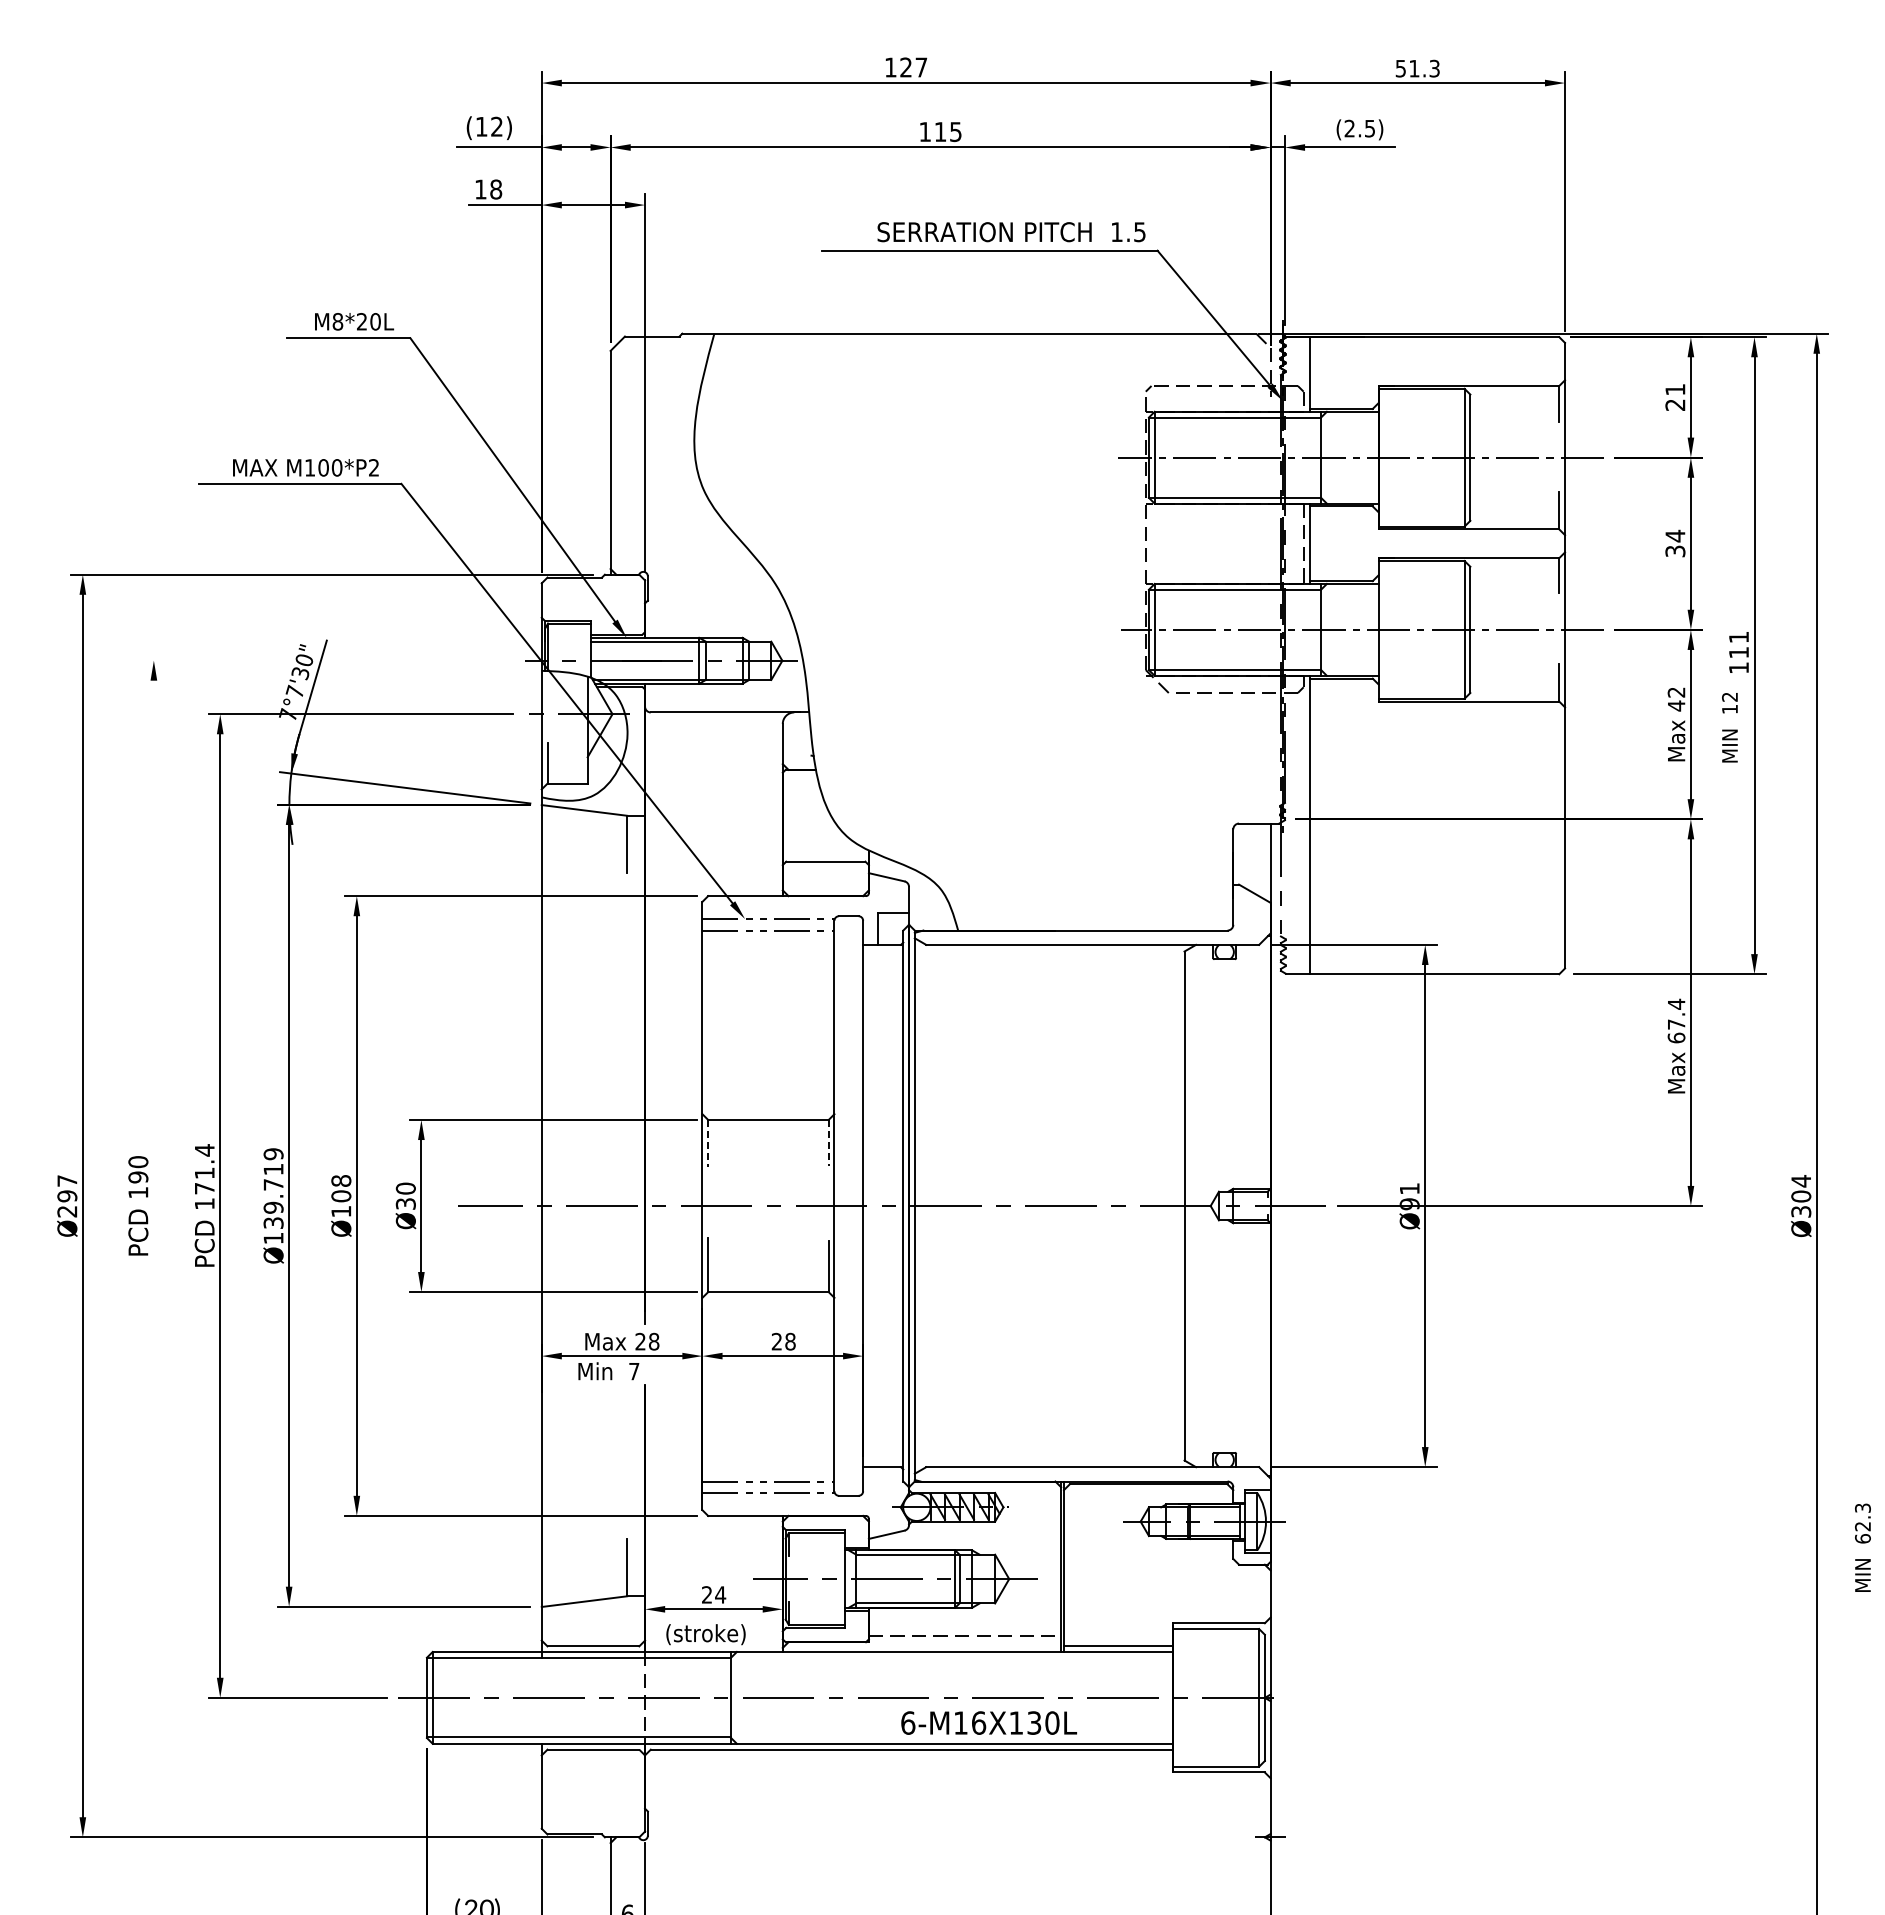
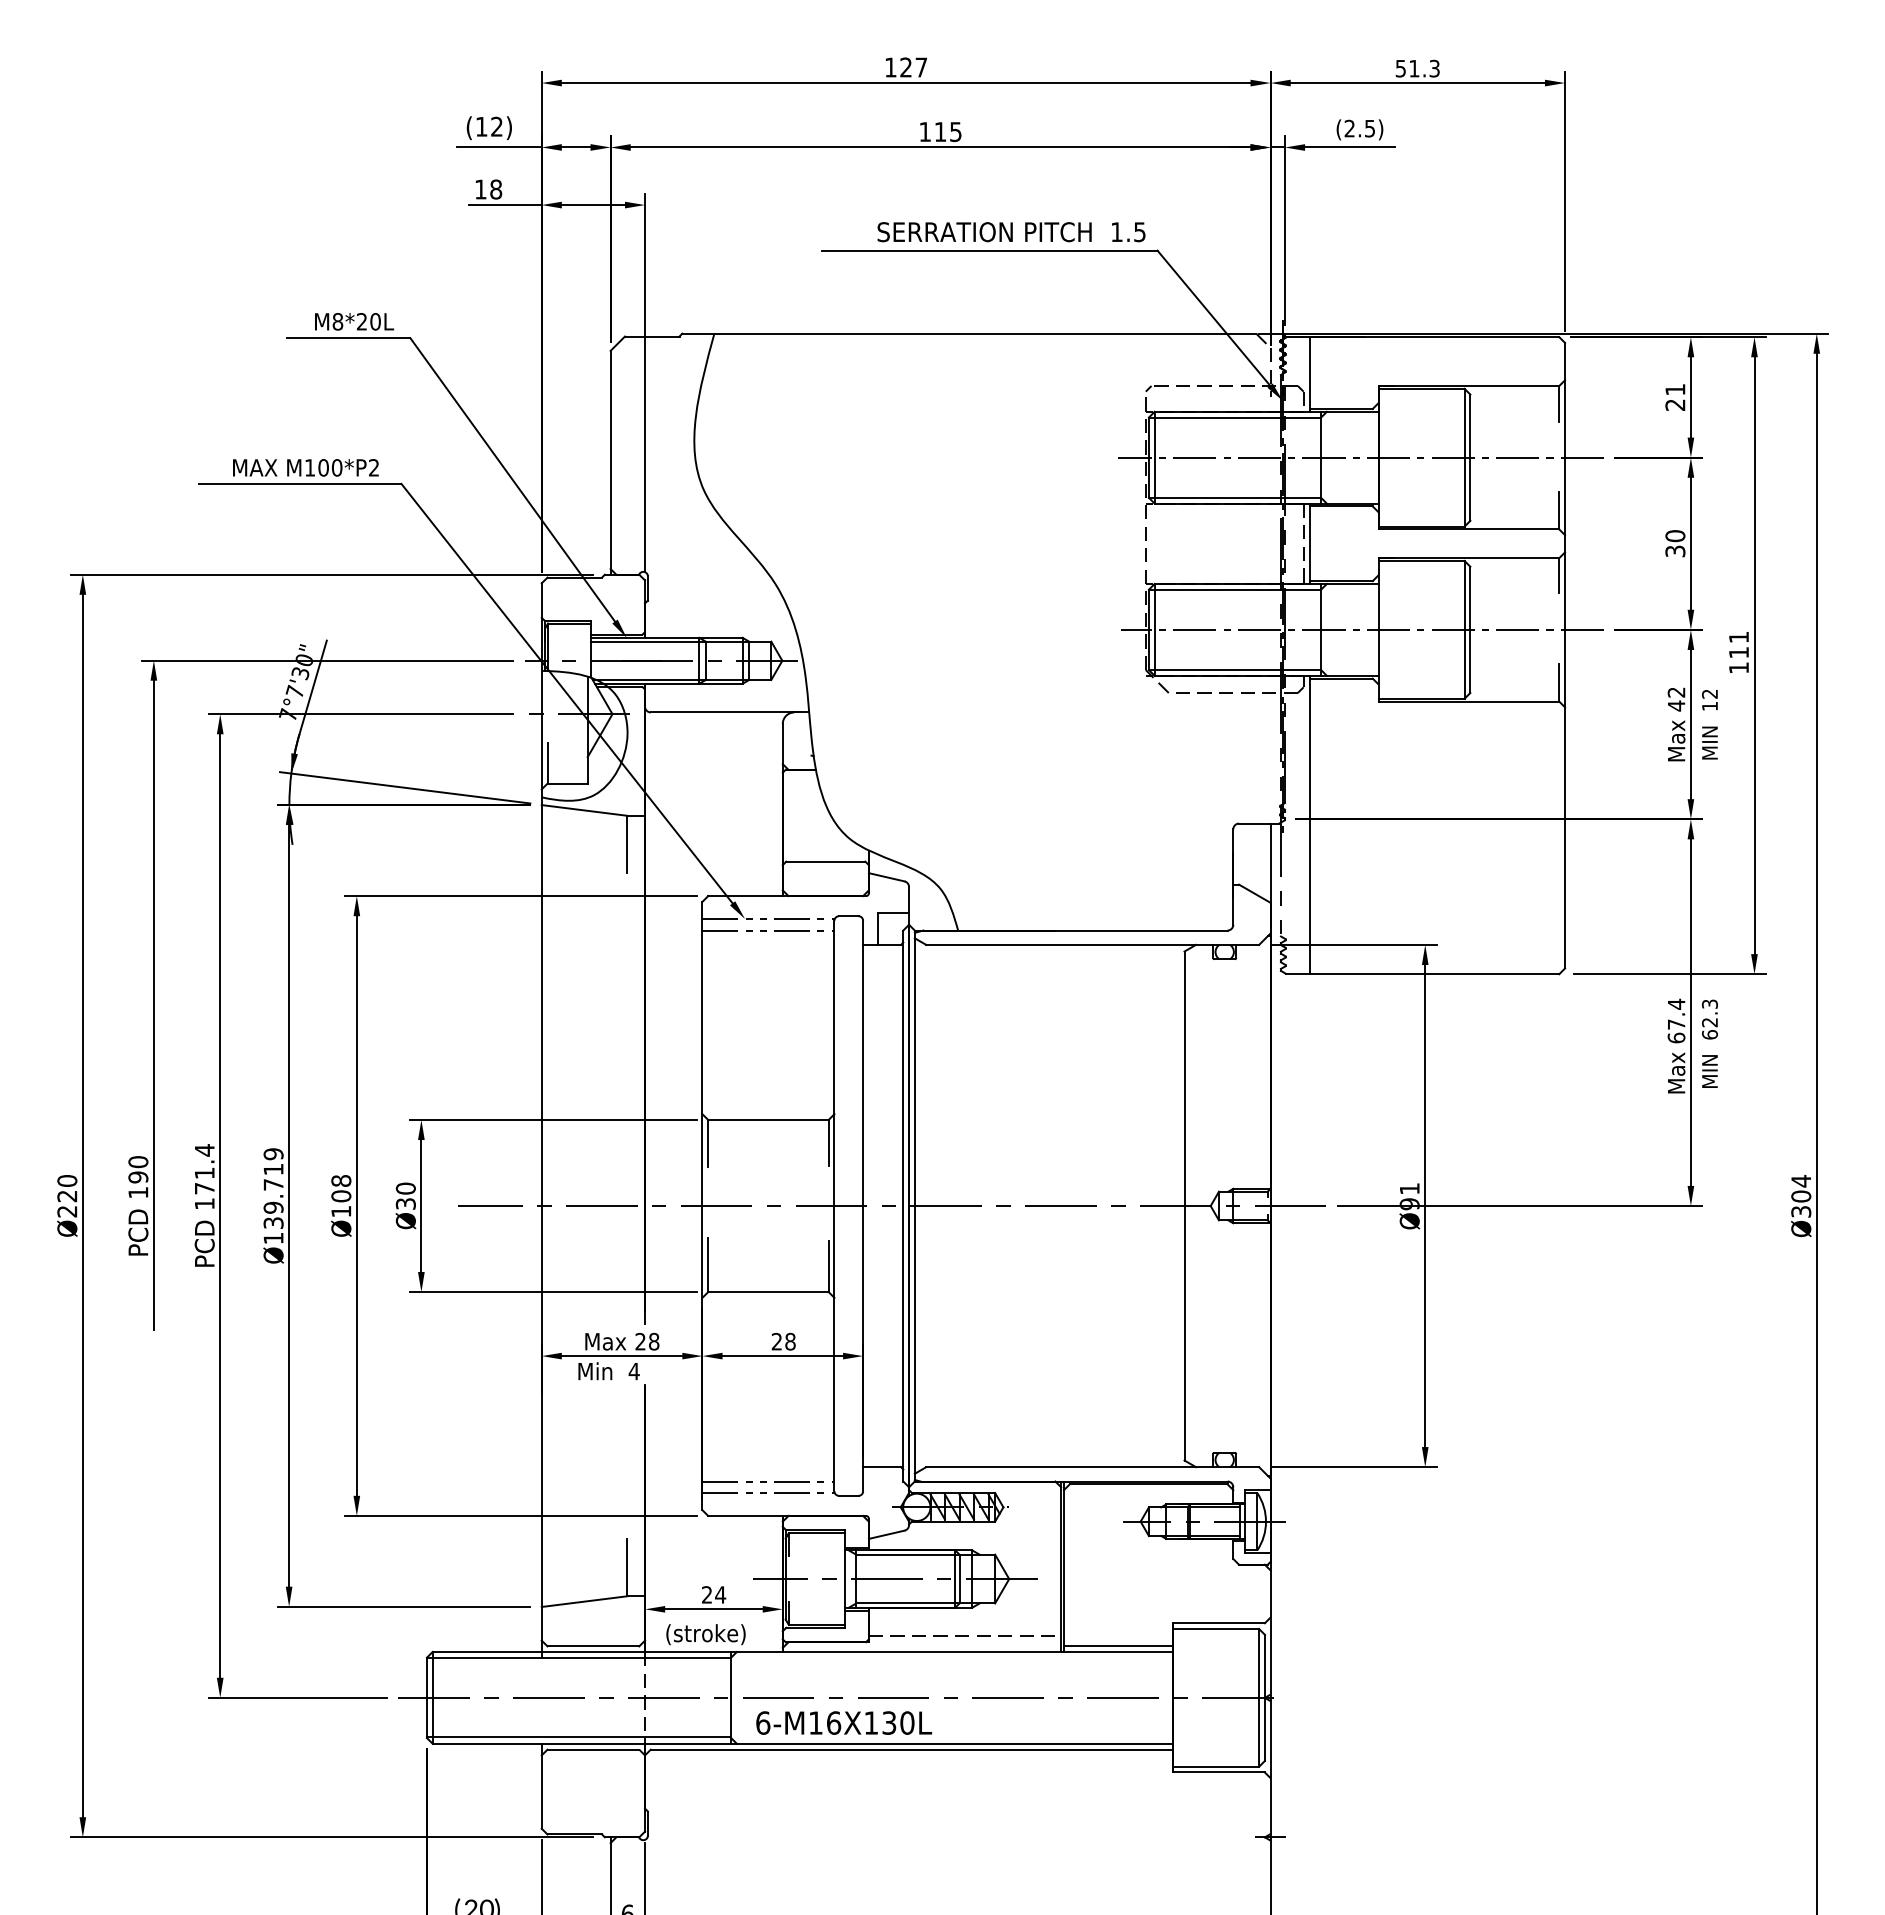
text: 34 -> 30 (1675, 535)
line: none -> present (327, 660)
text position: (1729, 727) -> (1709, 724) (1709, 724)
line: none -> present (153, 1004)
line: dashed -> solid (828, 1142)
line: dashed -> solid (708, 1143)
text: Ø297 -> Ø220 (67, 1188)
text: 7 -> 4 (633, 1371)
text position: (1862, 1547) -> (1709, 1043) (1709, 1043)
text position: (988, 1722) -> (843, 1722) (843, 1722)
